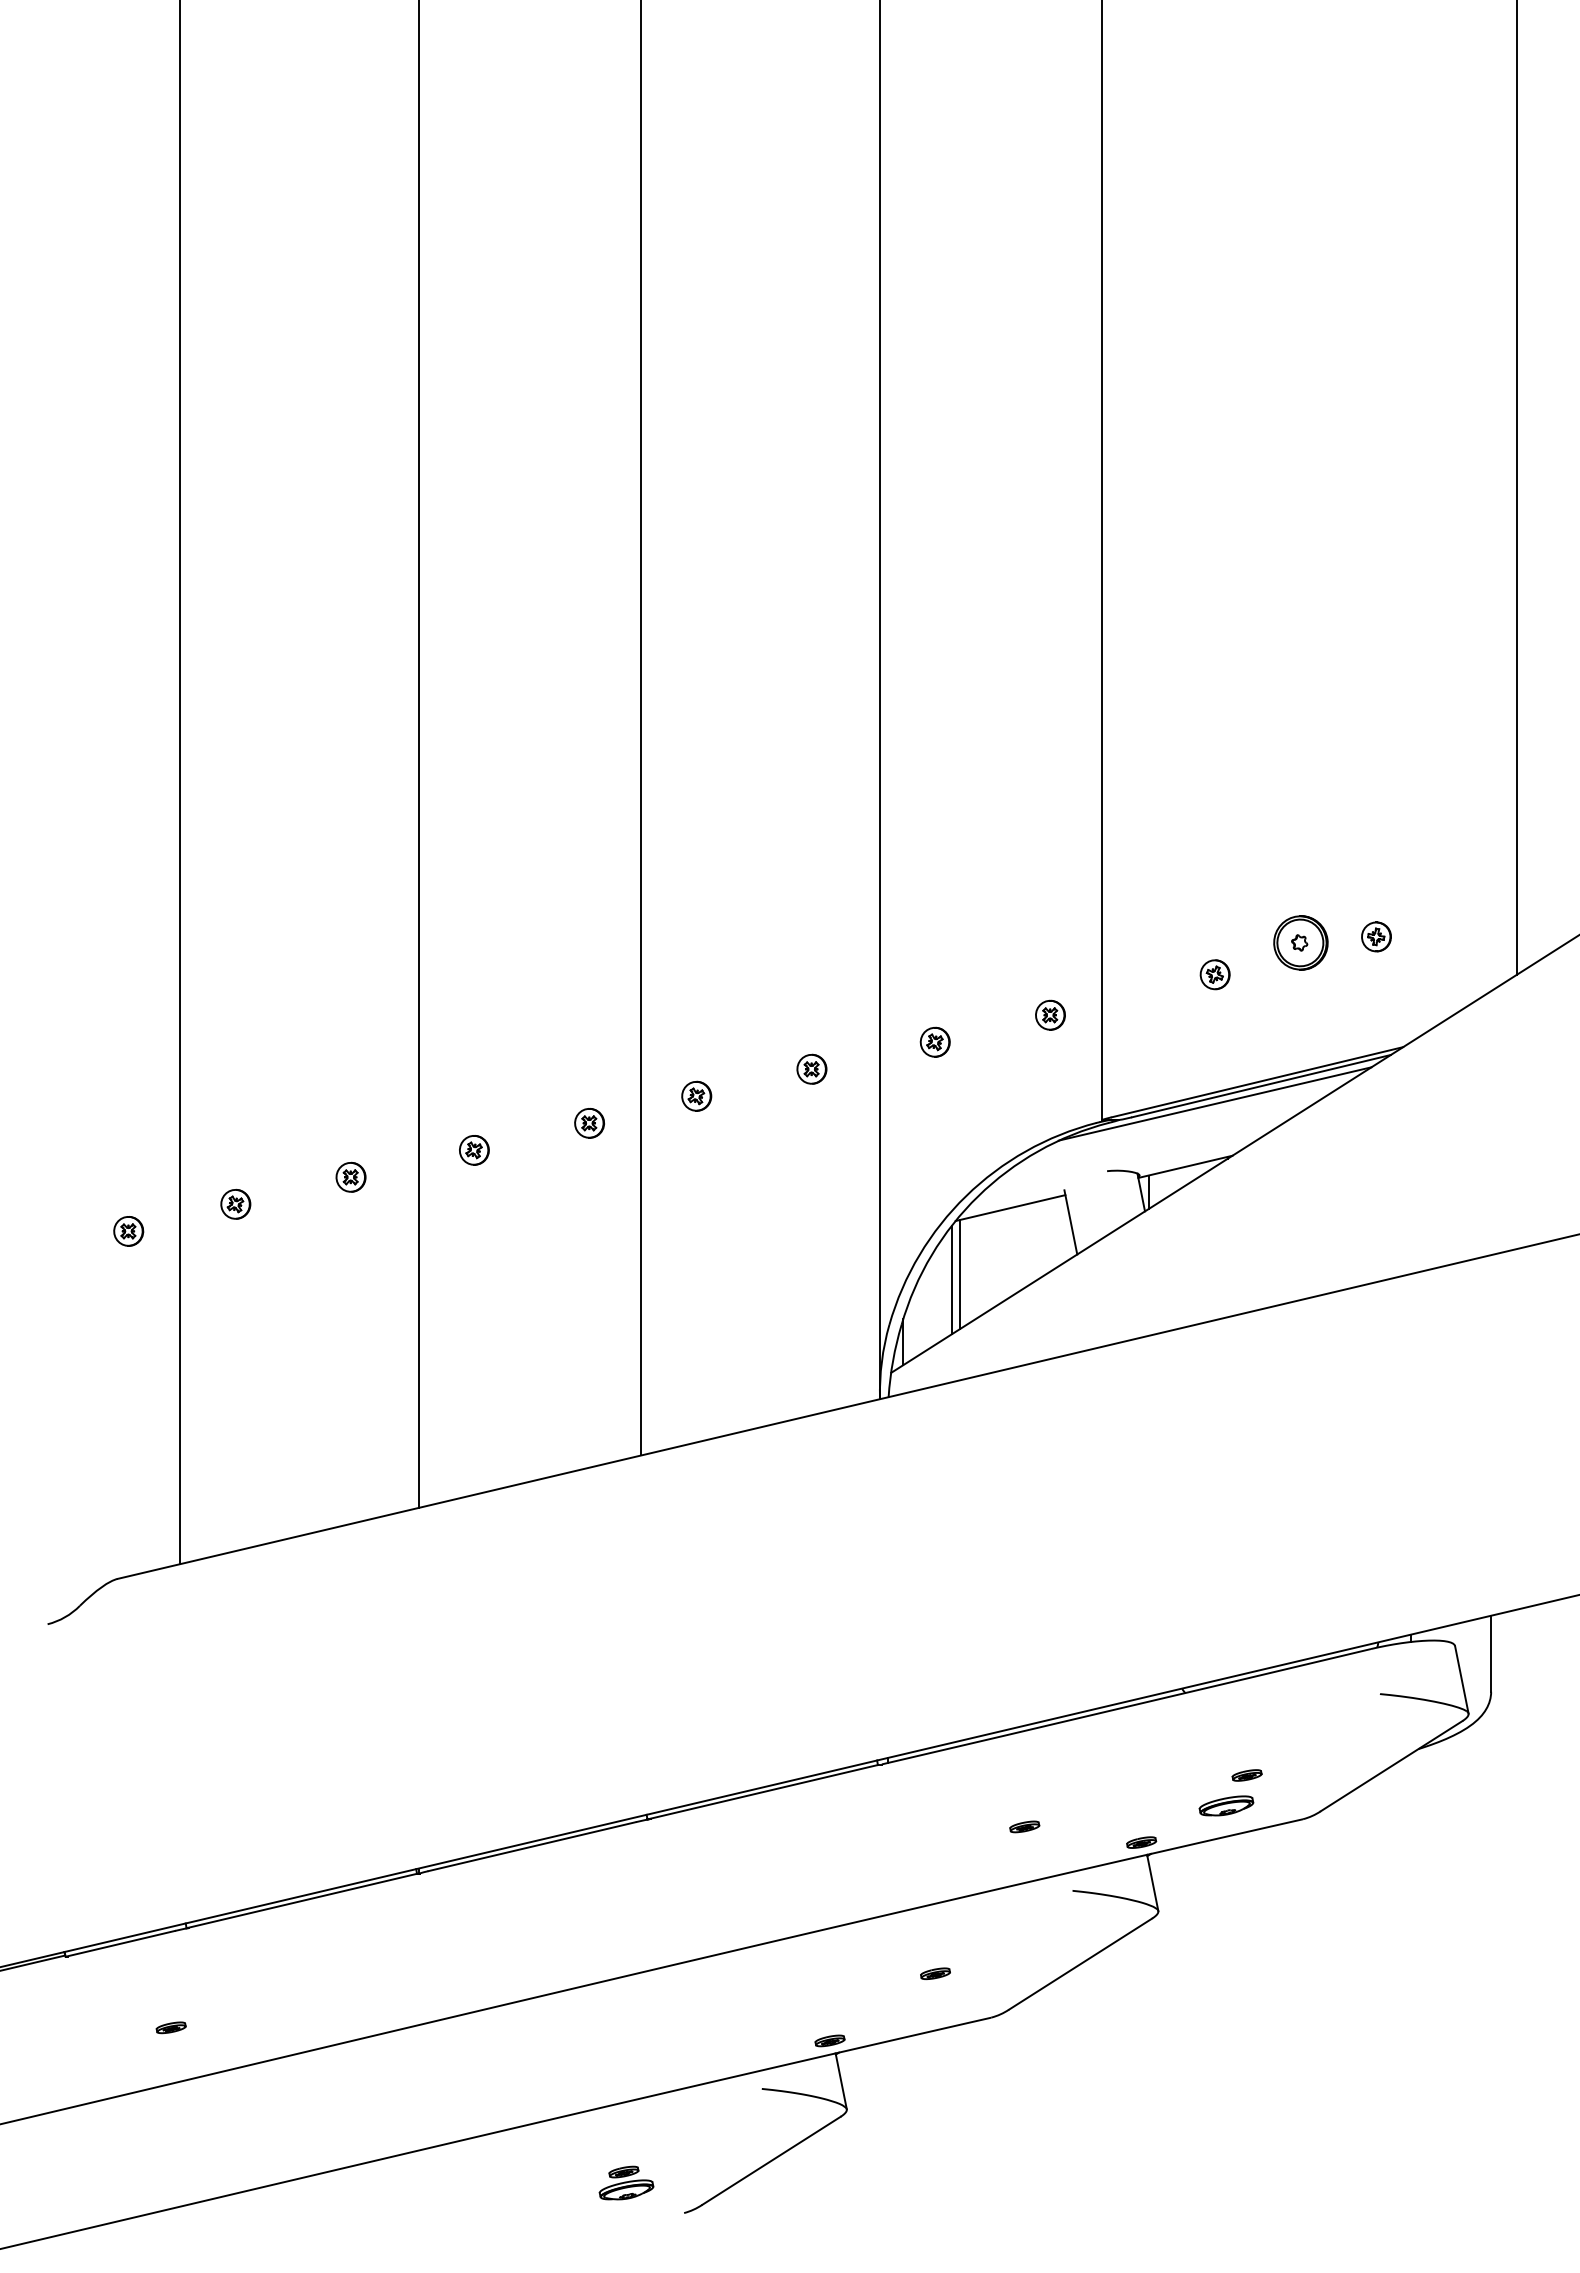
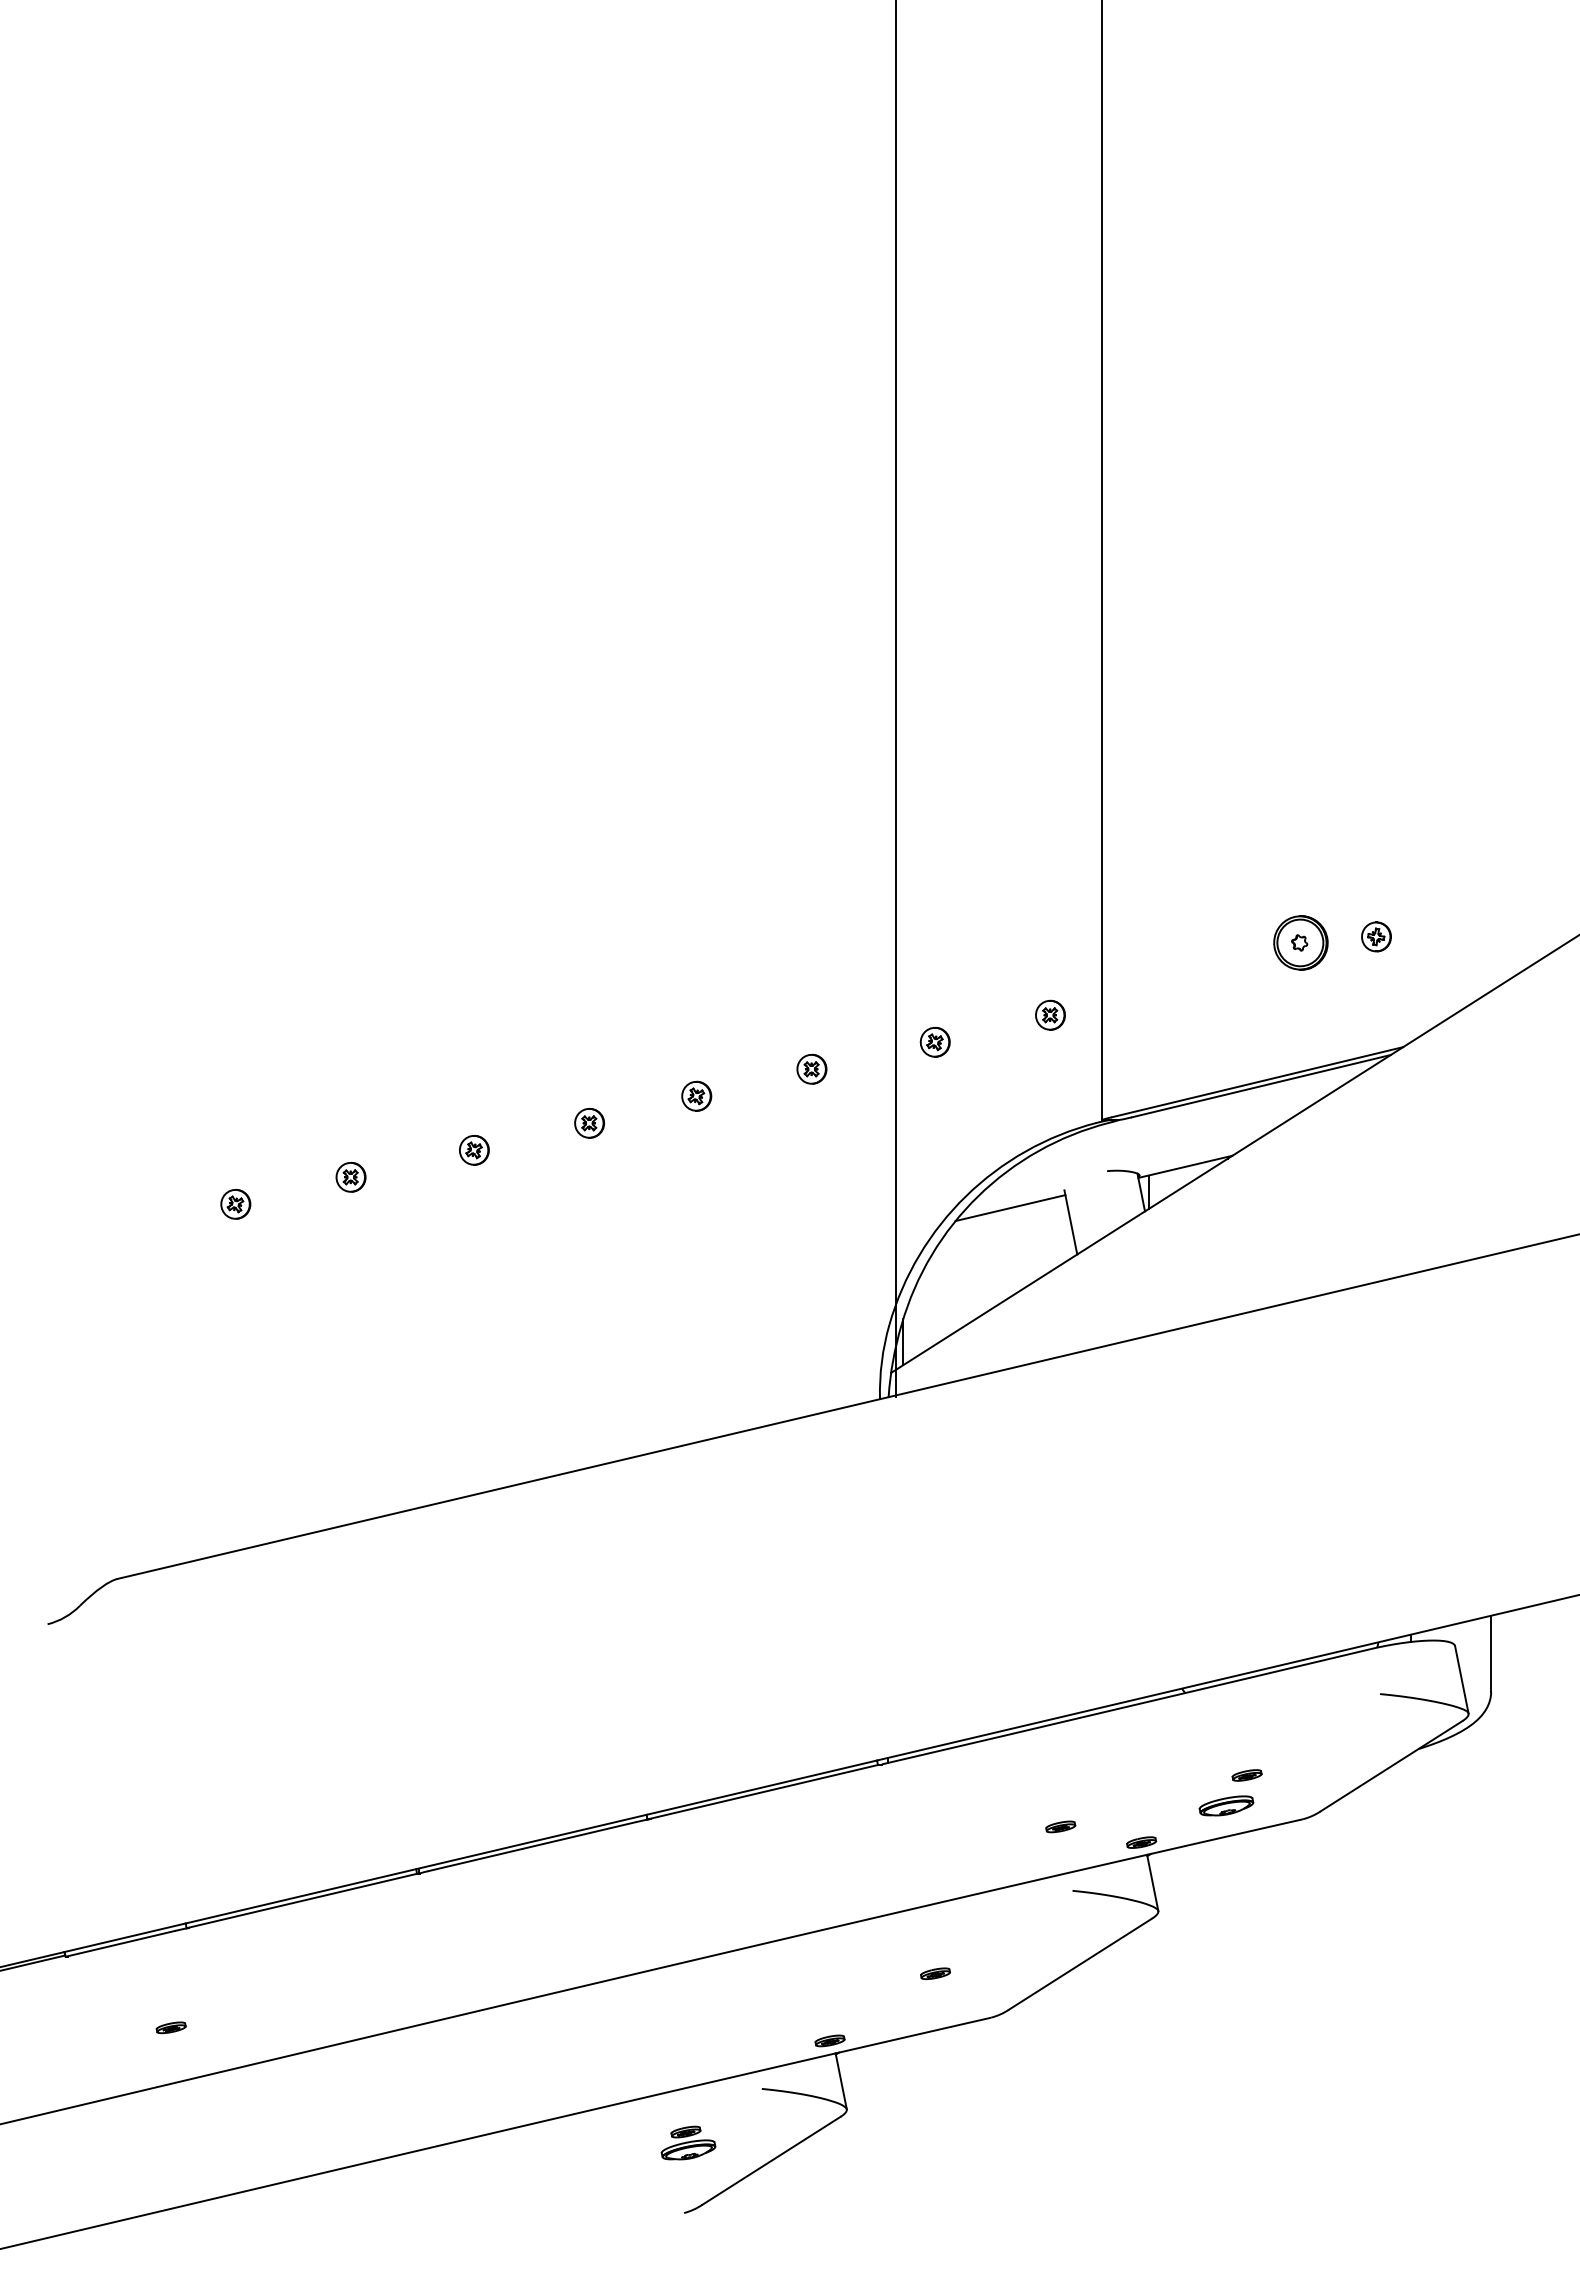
line: present -> none (1517, 488)
line position: (879, 699) -> (895, 699) (895, 699)
line: present -> none (641, 728)
line: present -> none (418, 754)
line: present -> none (180, 783)
part: present -> none (1214, 974)
line: present -> none (1214, 1103)
part: present -> none (128, 1231)
line: present -> none (959, 1274)
line: present -> none (952, 1279)
part position: (1024, 1826) -> (1060, 1826) (1060, 1826)
part position: (626, 2182) -> (688, 2142) (688, 2142)
